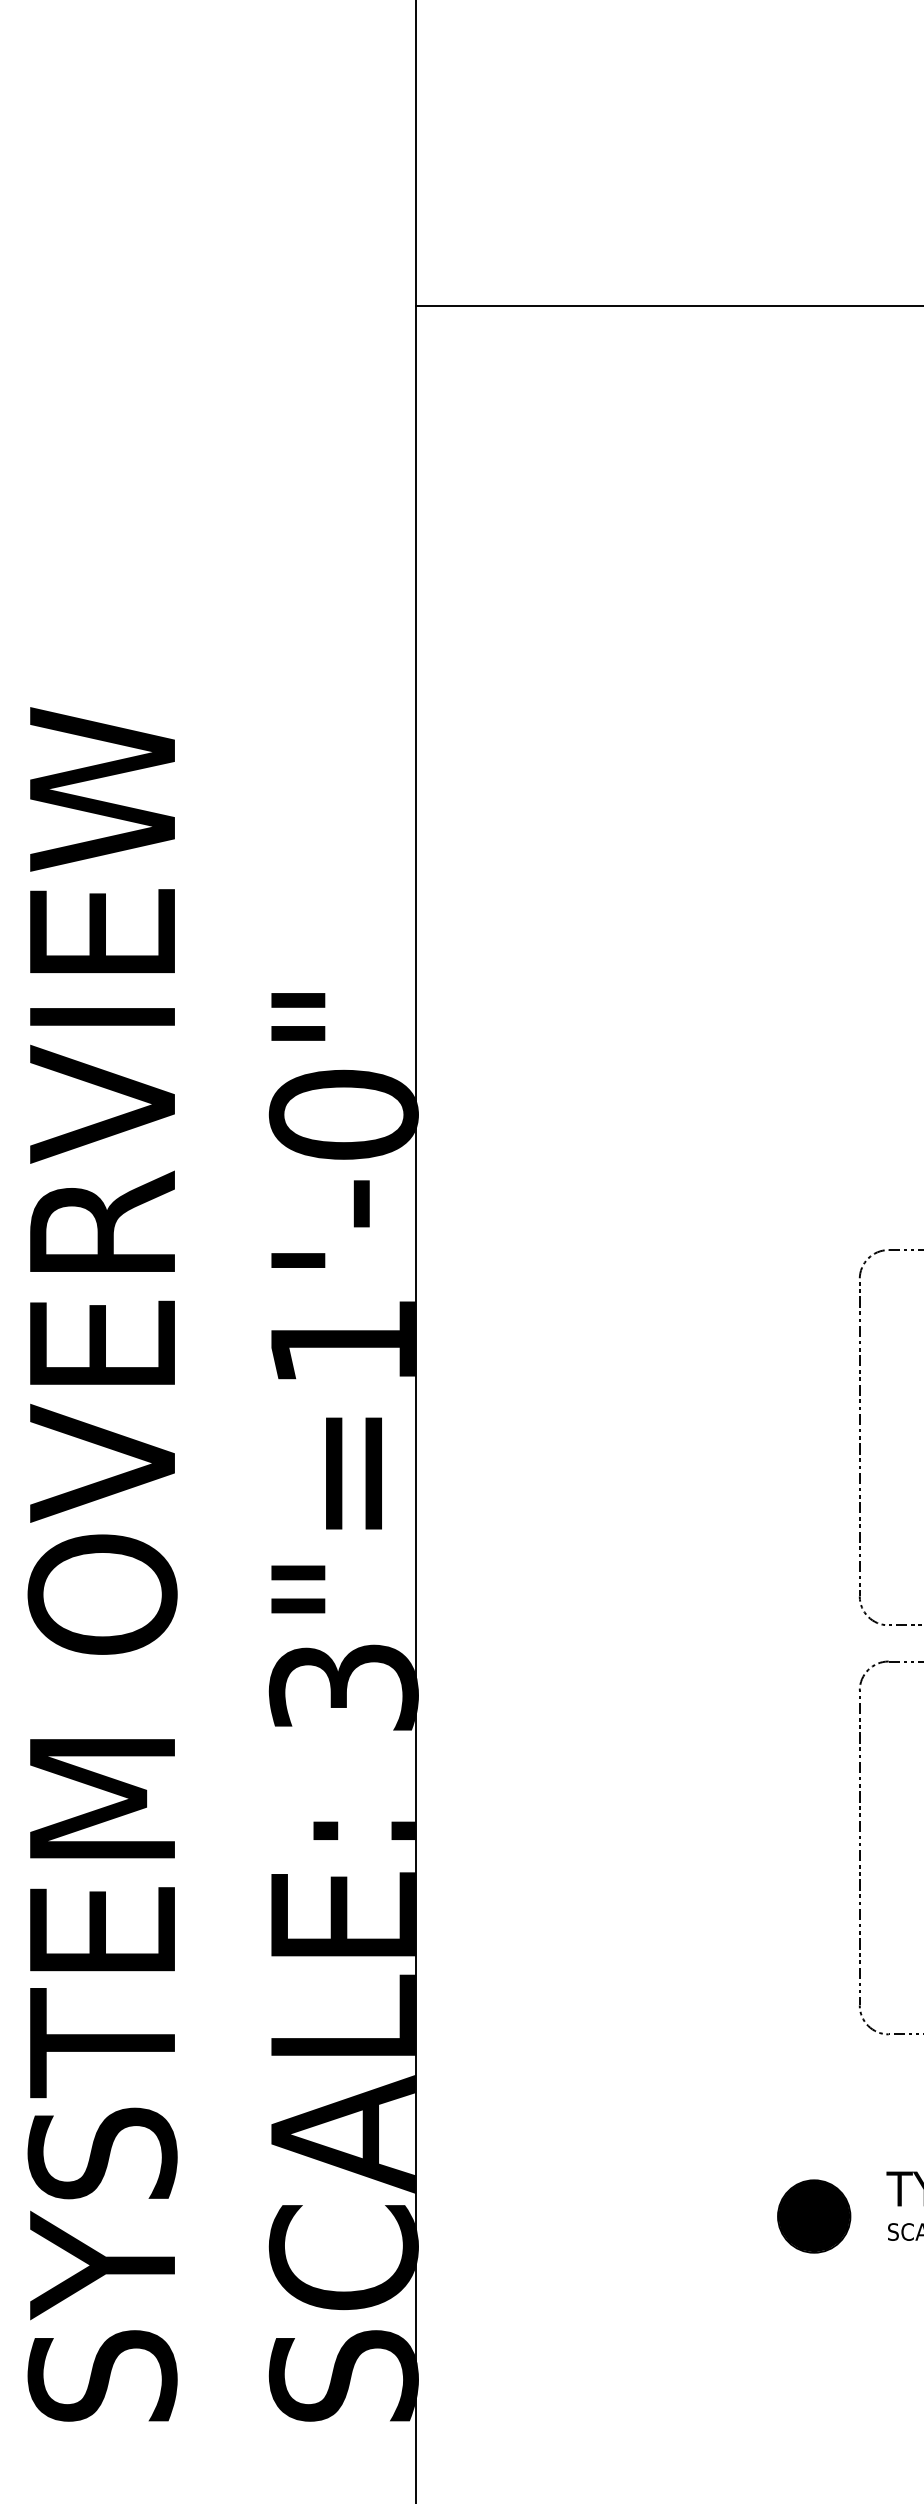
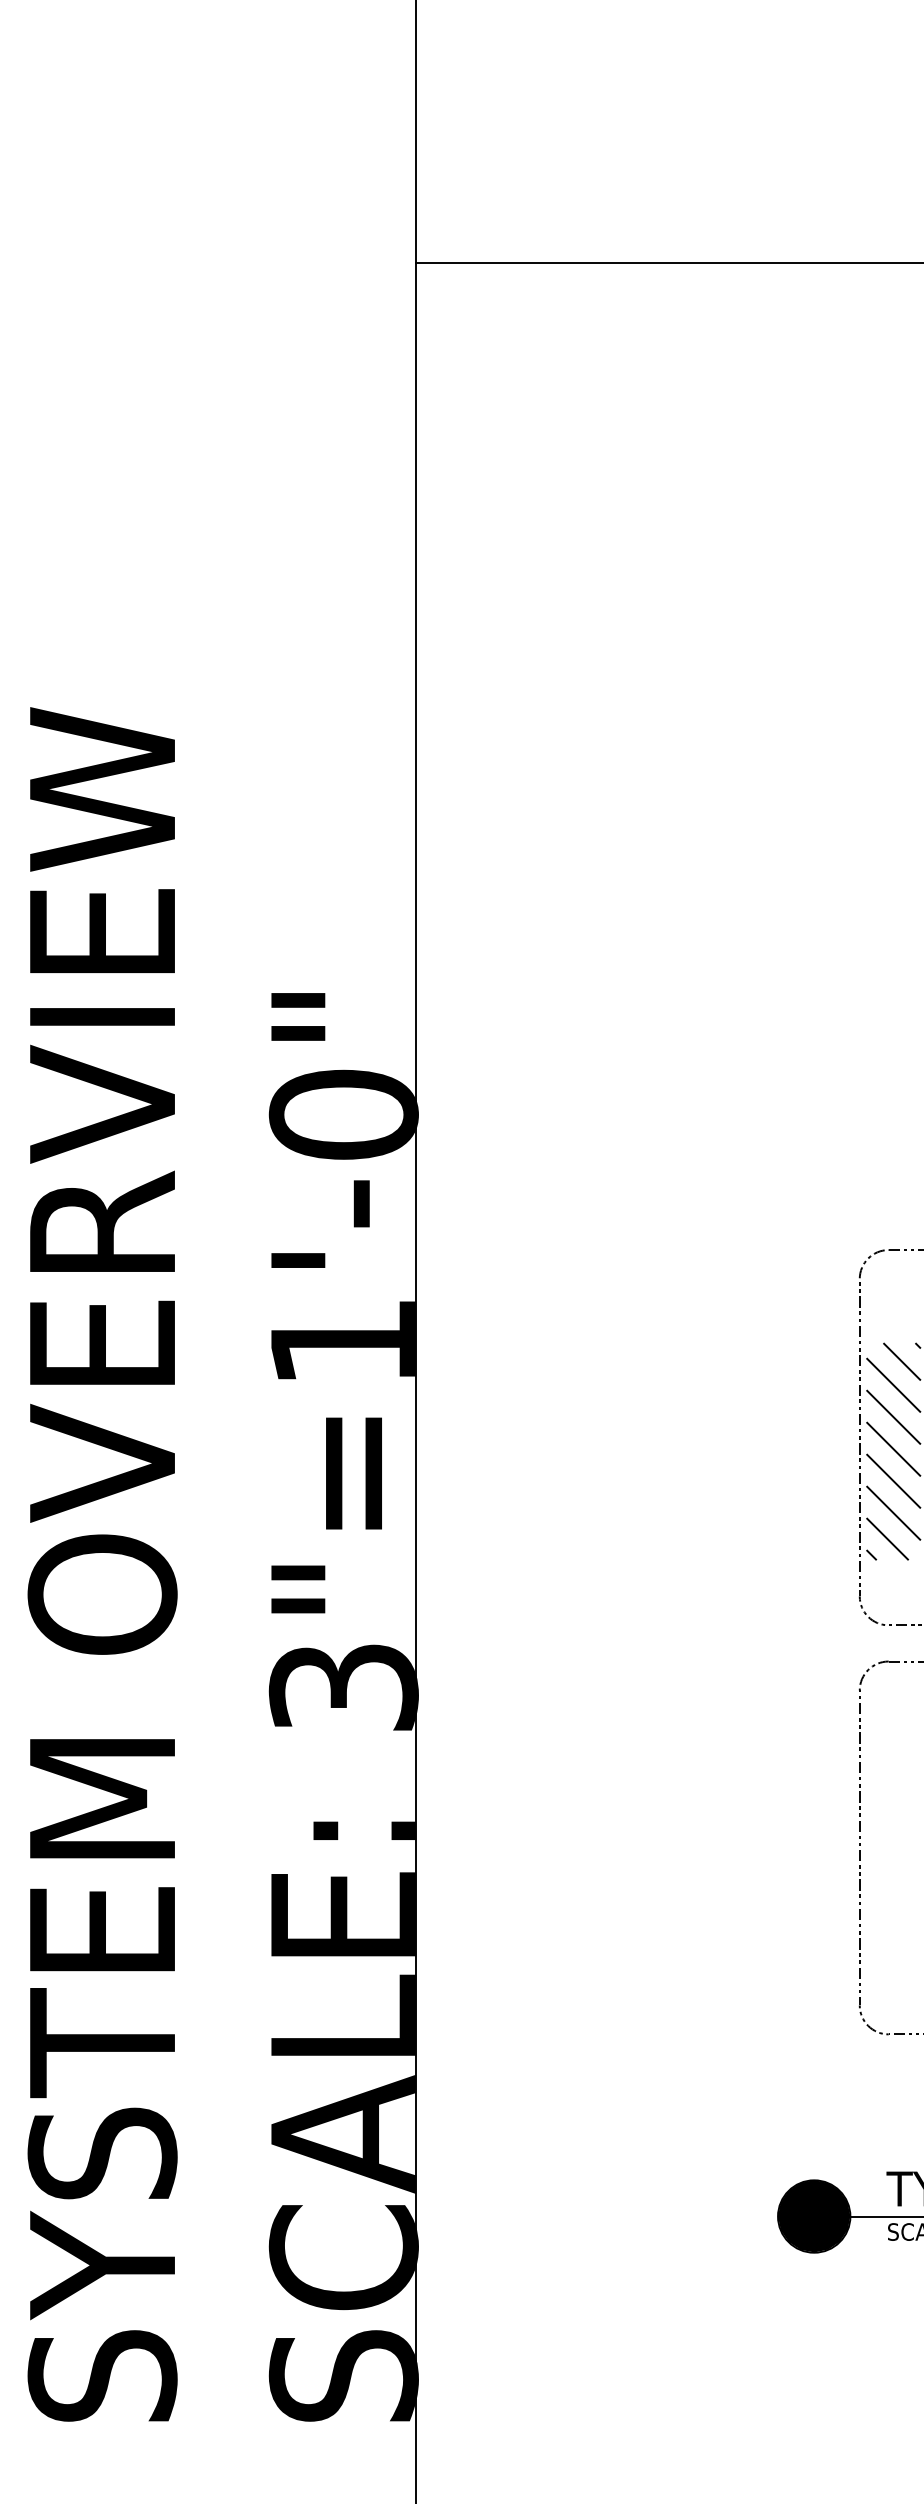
line position: (668, 305) -> (668, 262) (668, 262)
hatch: none -> present (893, 1451)
line: none -> present (885, 2216)
